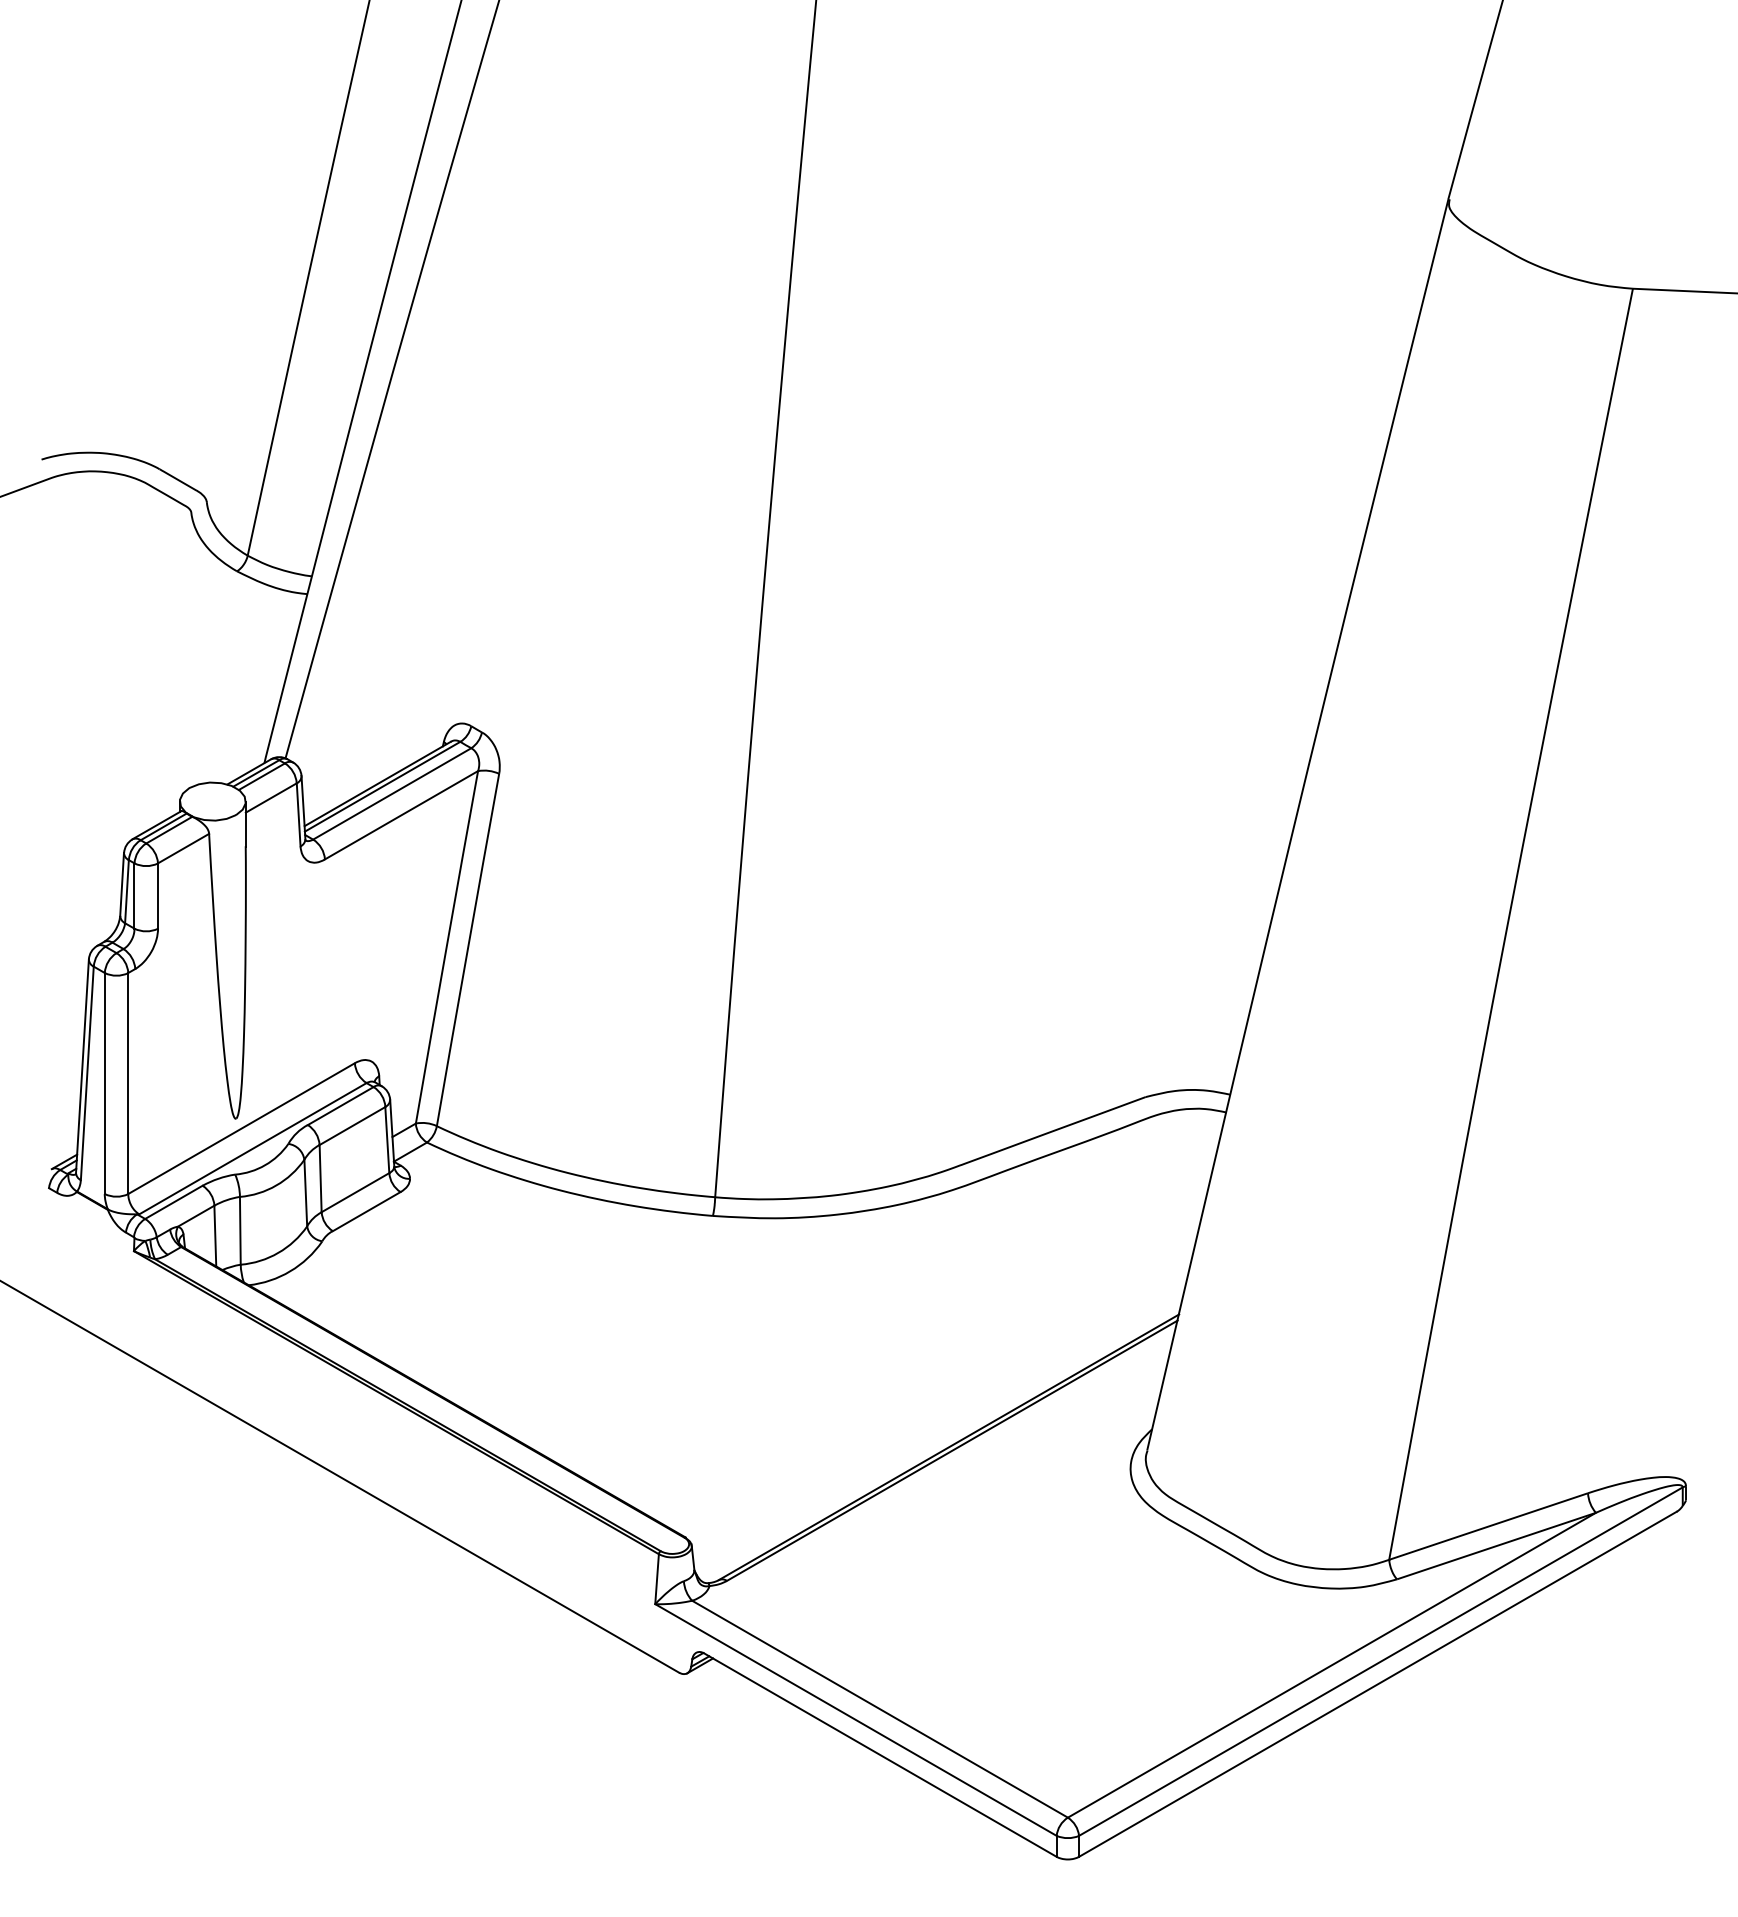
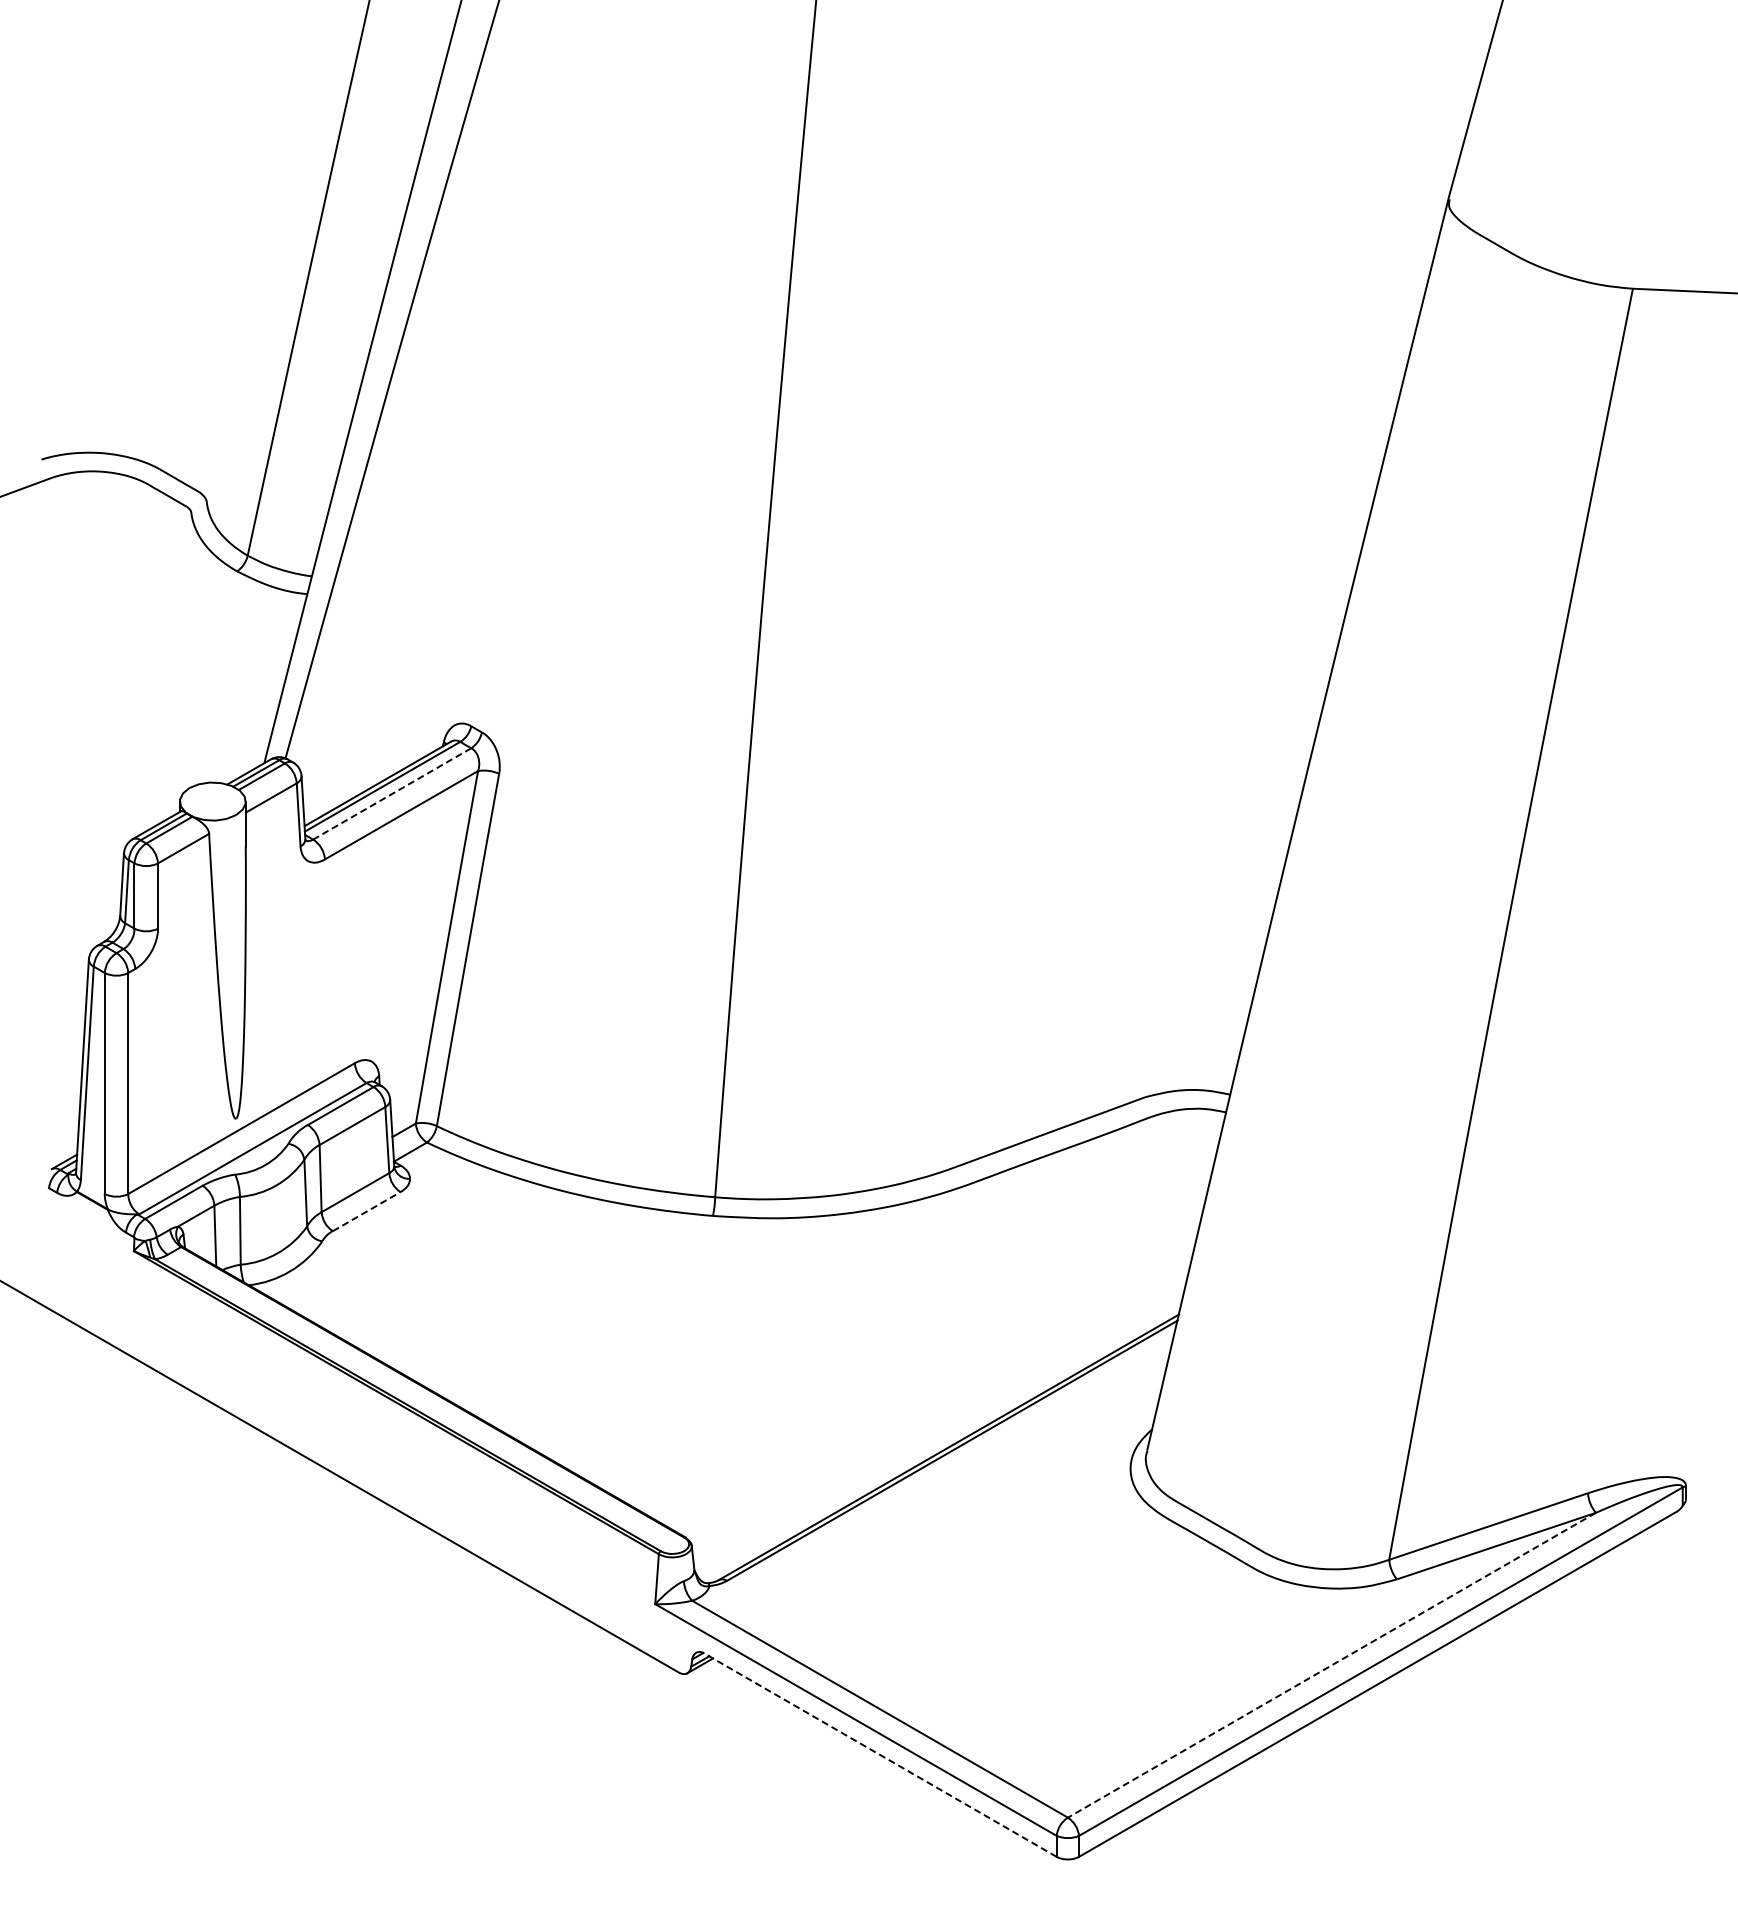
line: solid -> dashed (391, 794)
line: solid -> dashed (367, 1211)
line: solid -> dashed (1331, 1665)
line: solid -> dashed (880, 1754)
